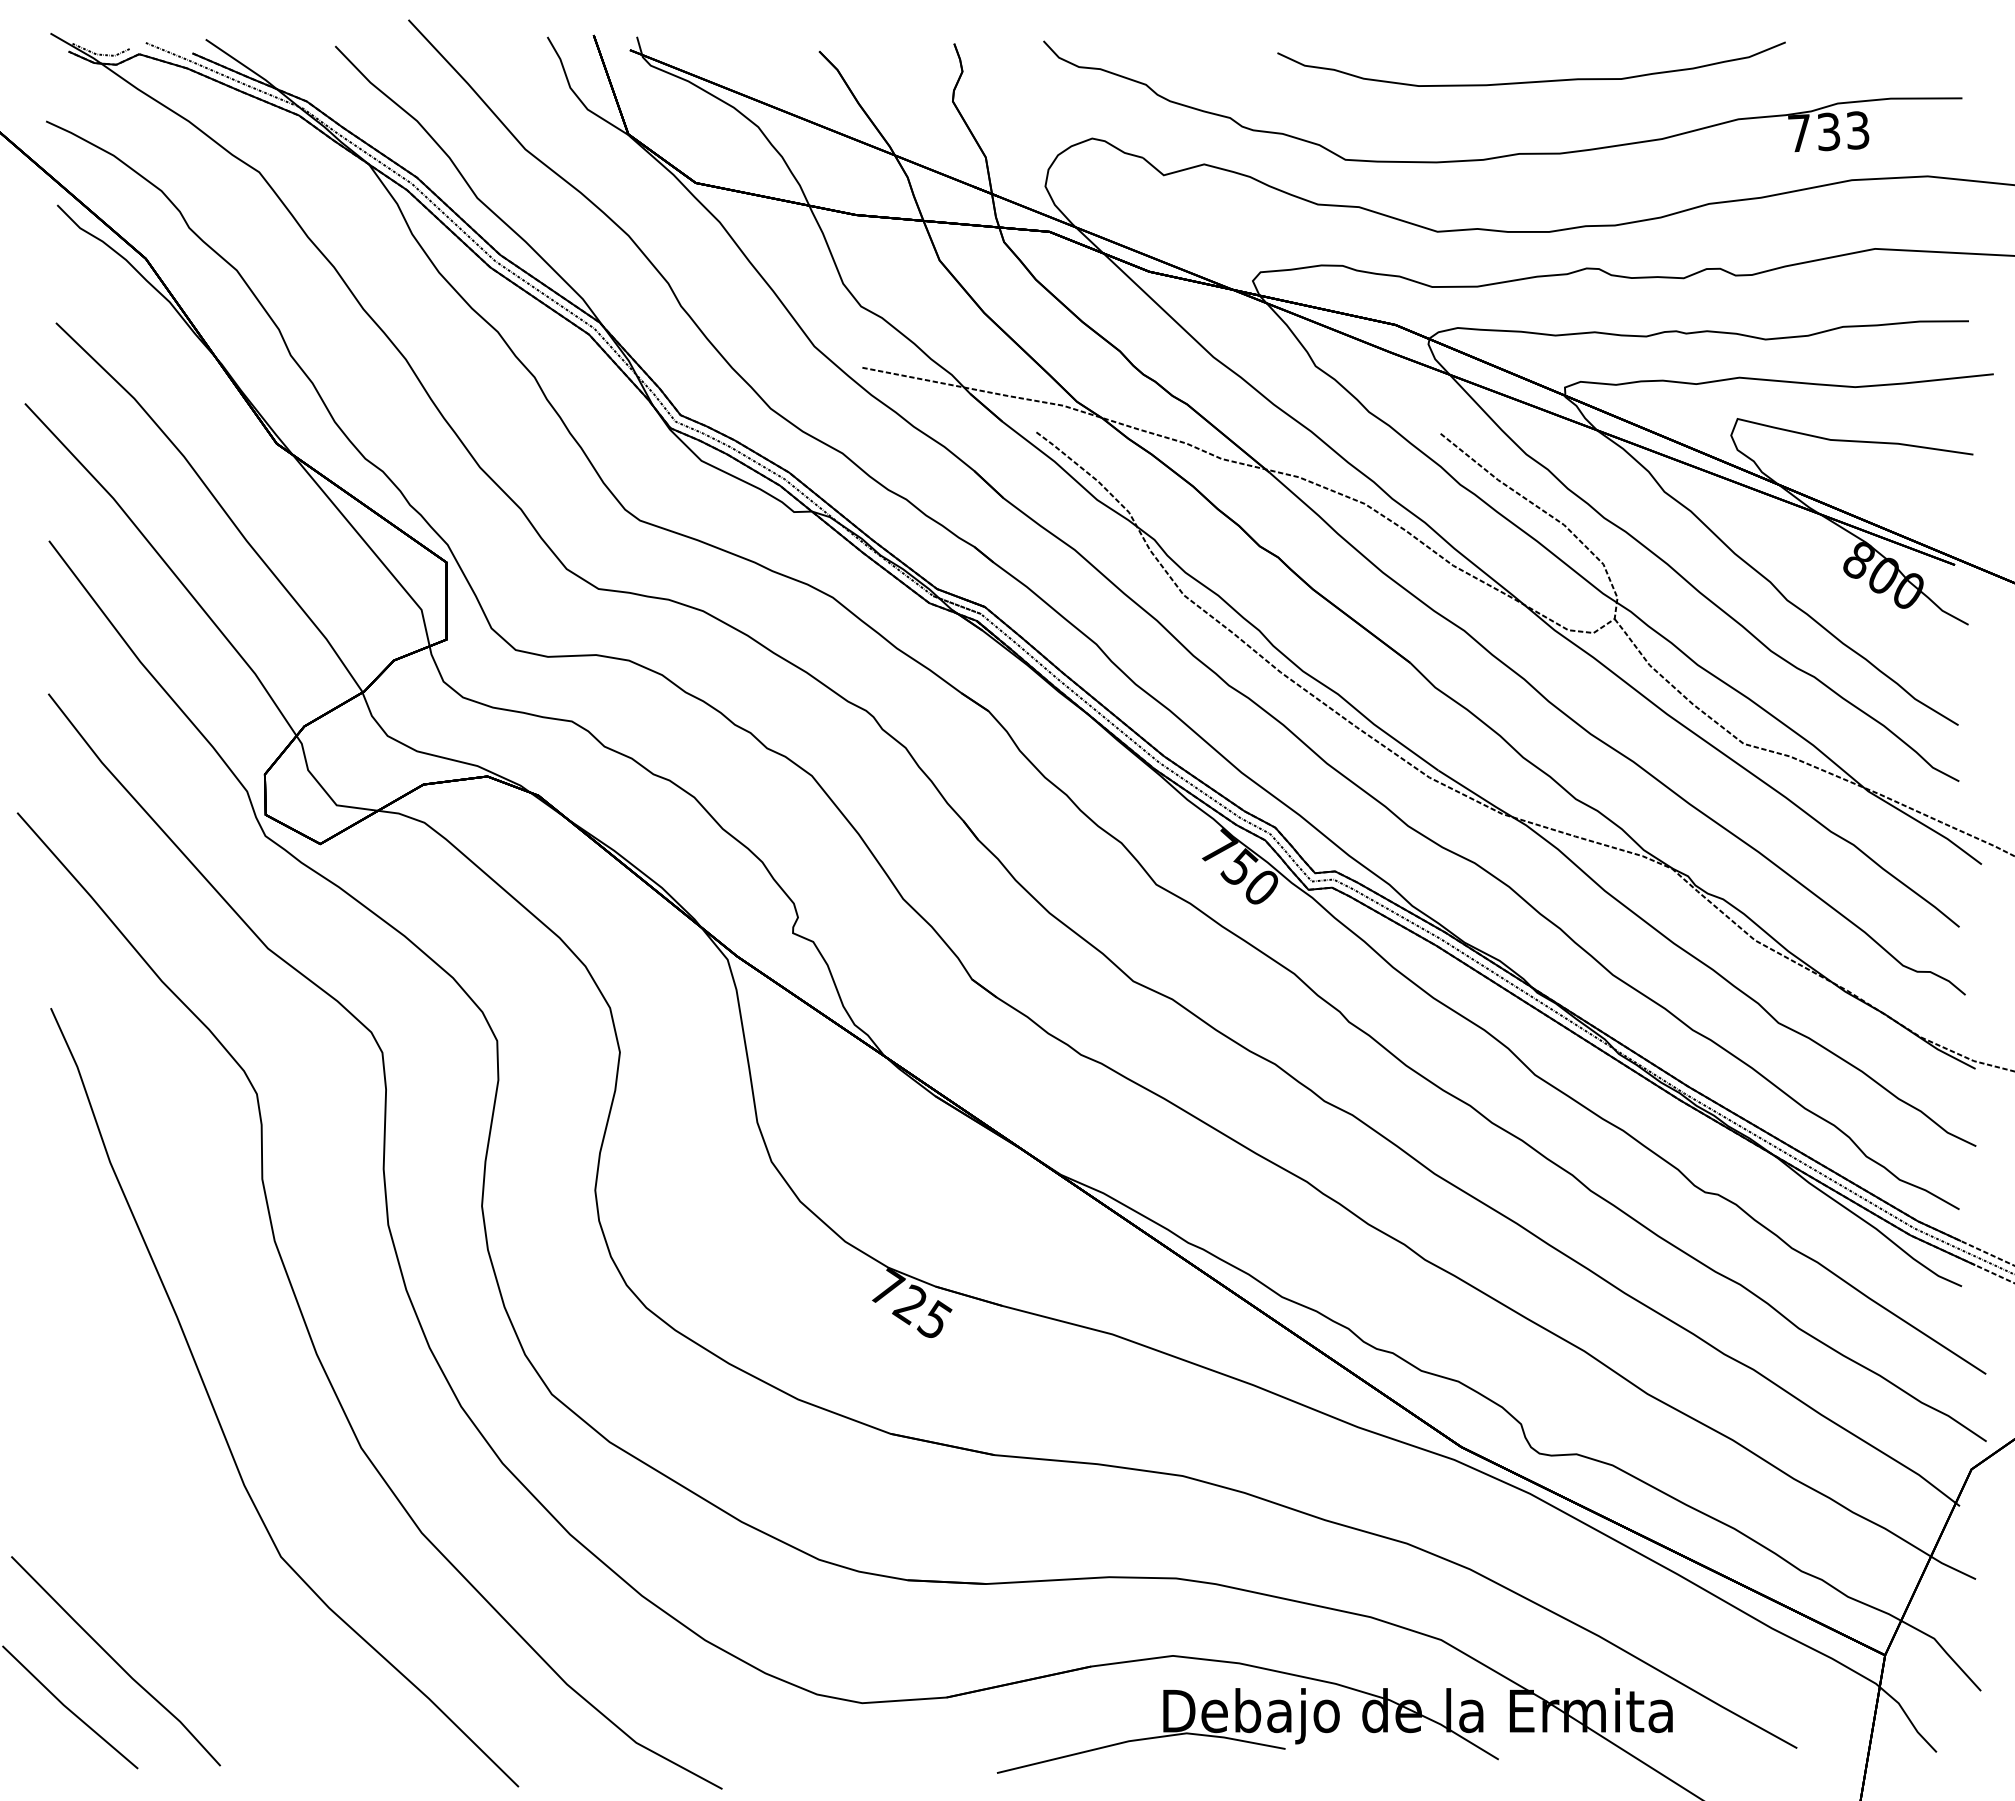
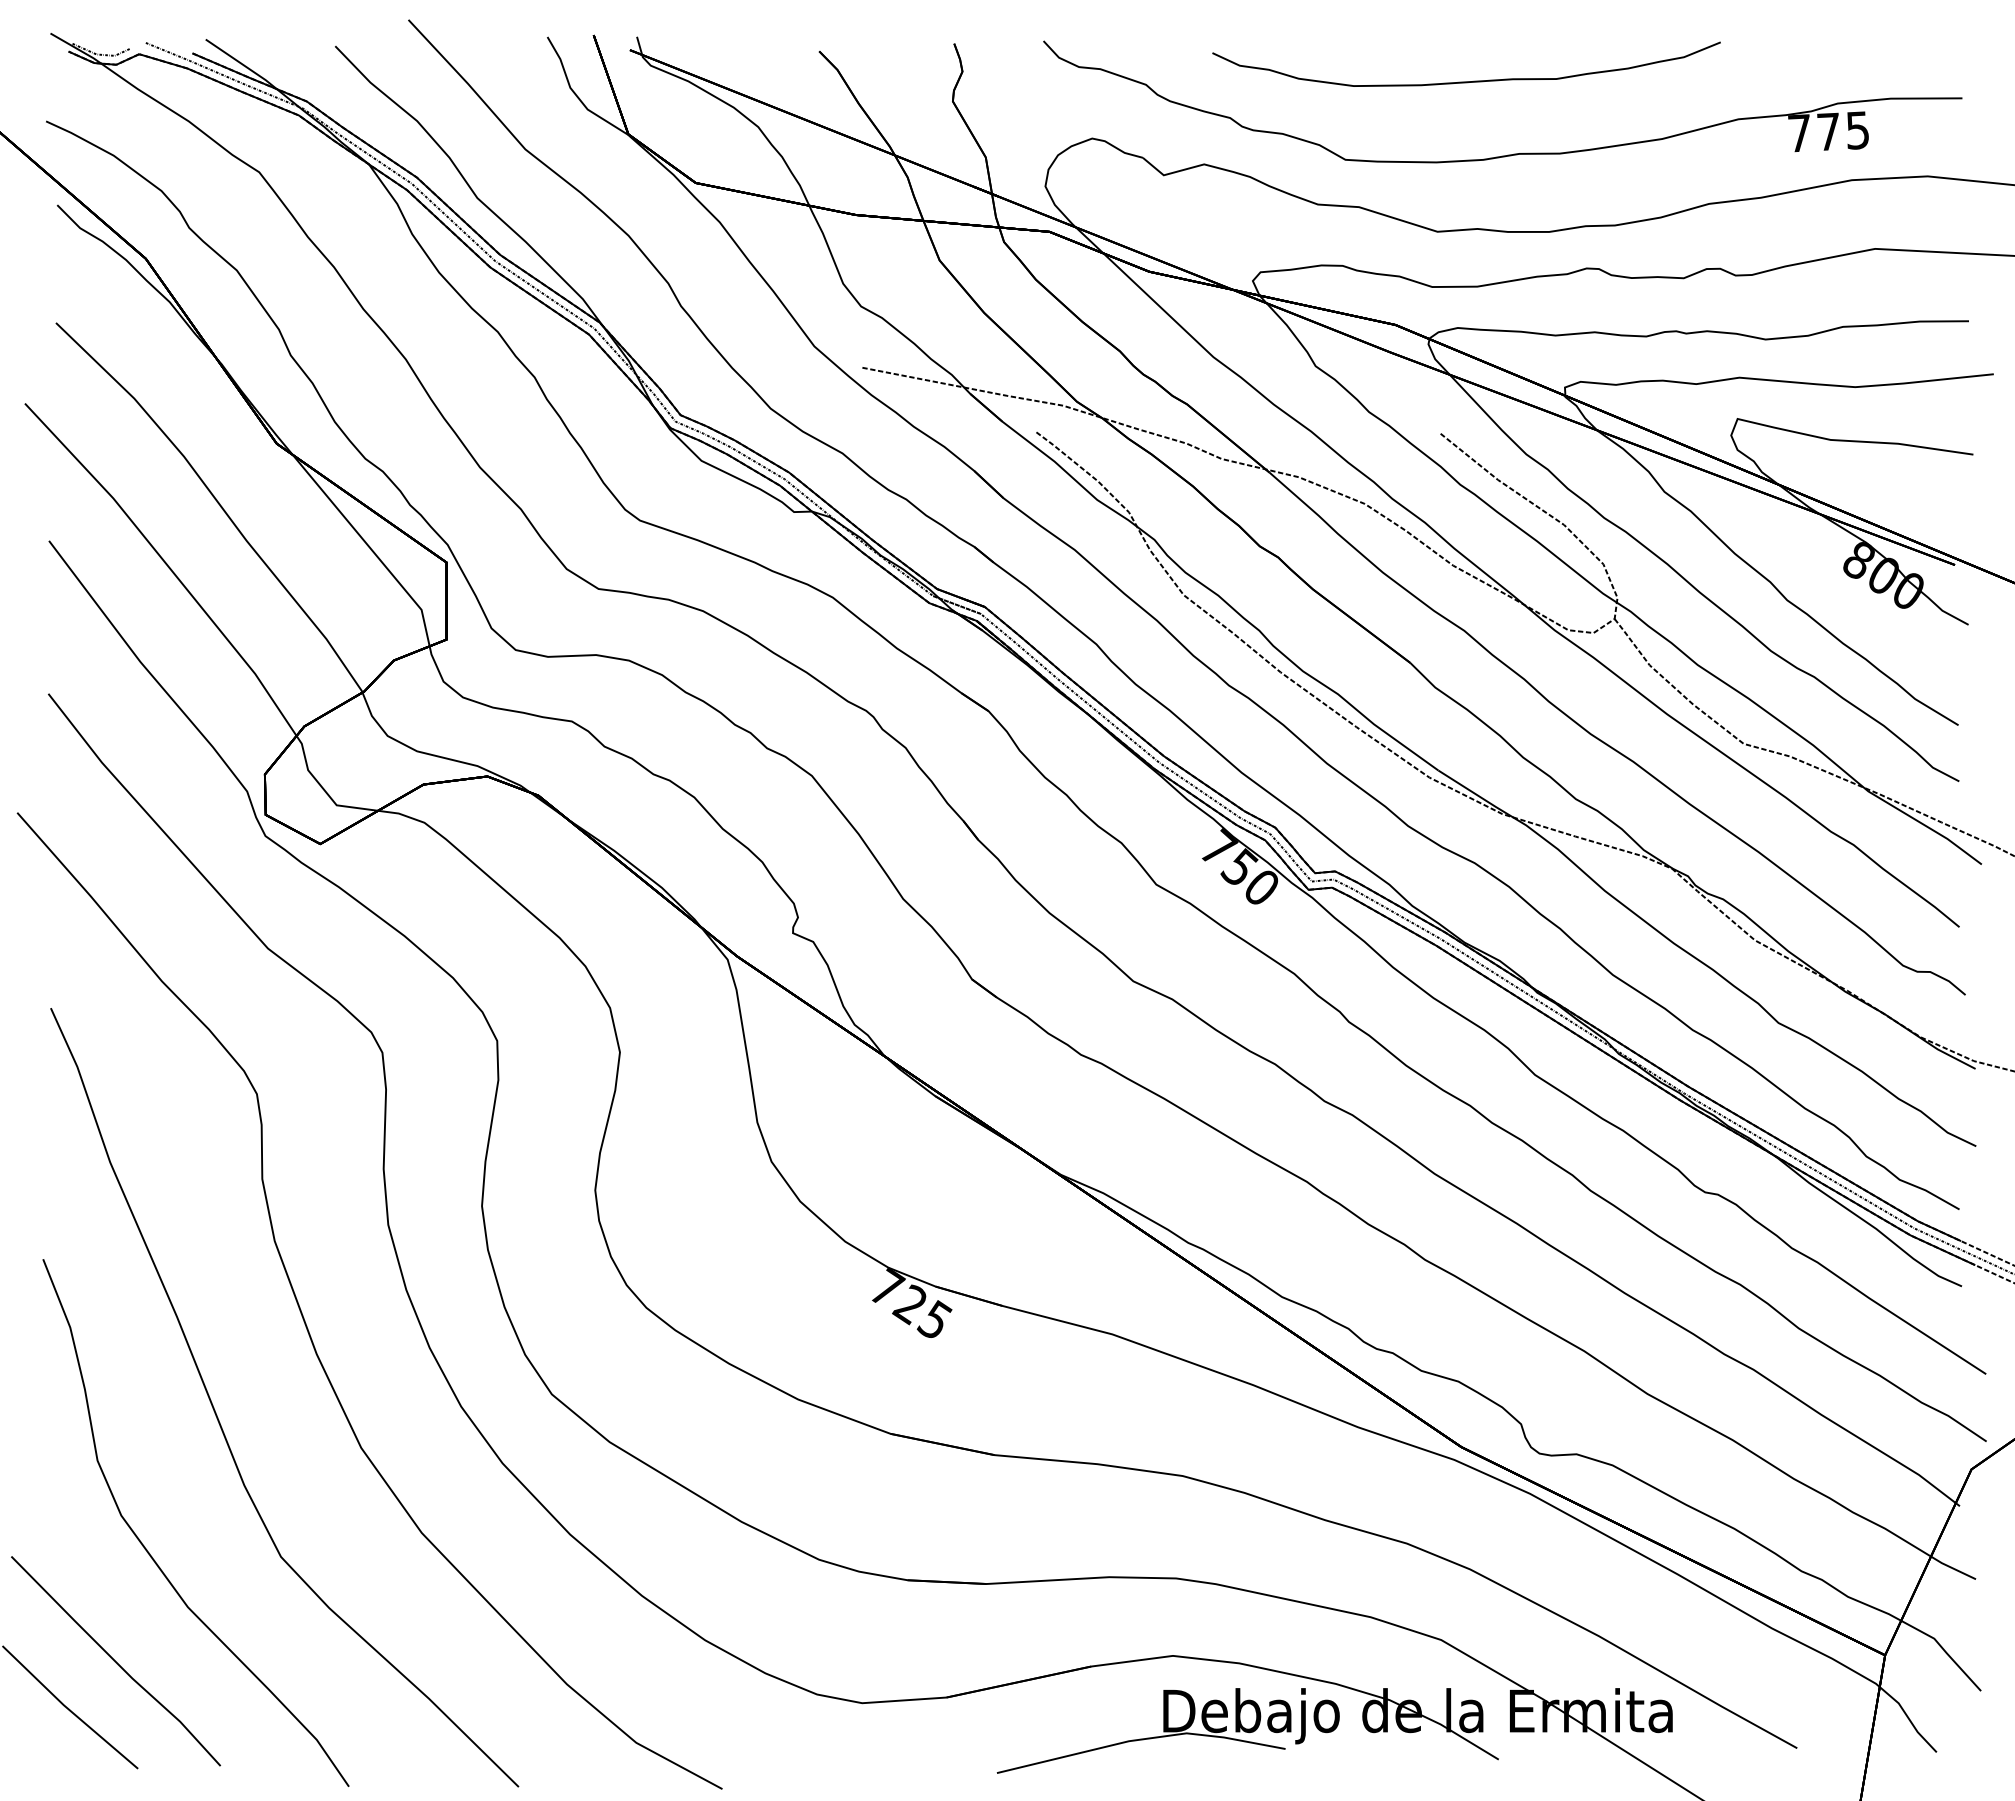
curve position: (1531, 81) -> (1466, 81) (1466, 81)
text: 733 -> 775 (1843, 131)
curve: none -> present (150, 1553)
